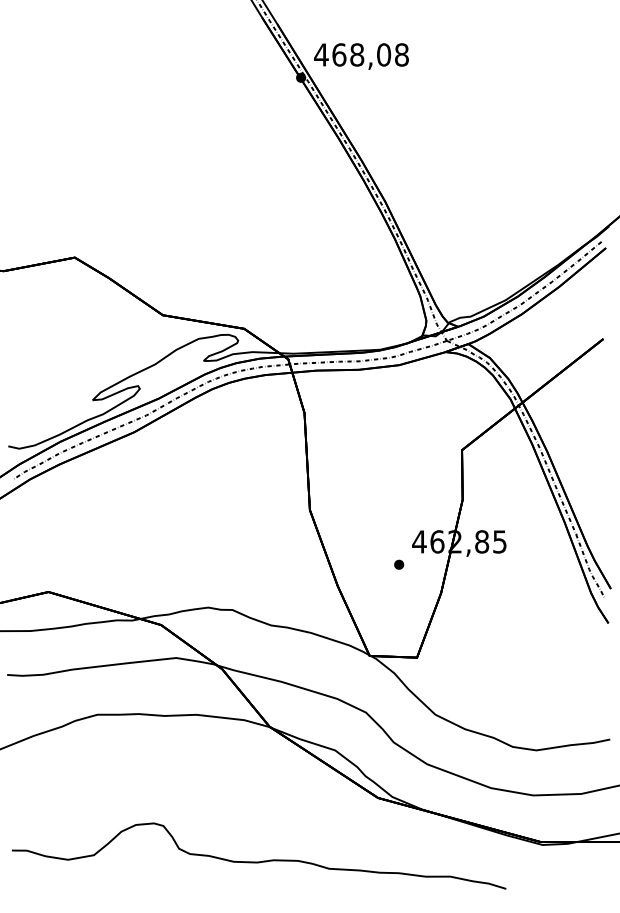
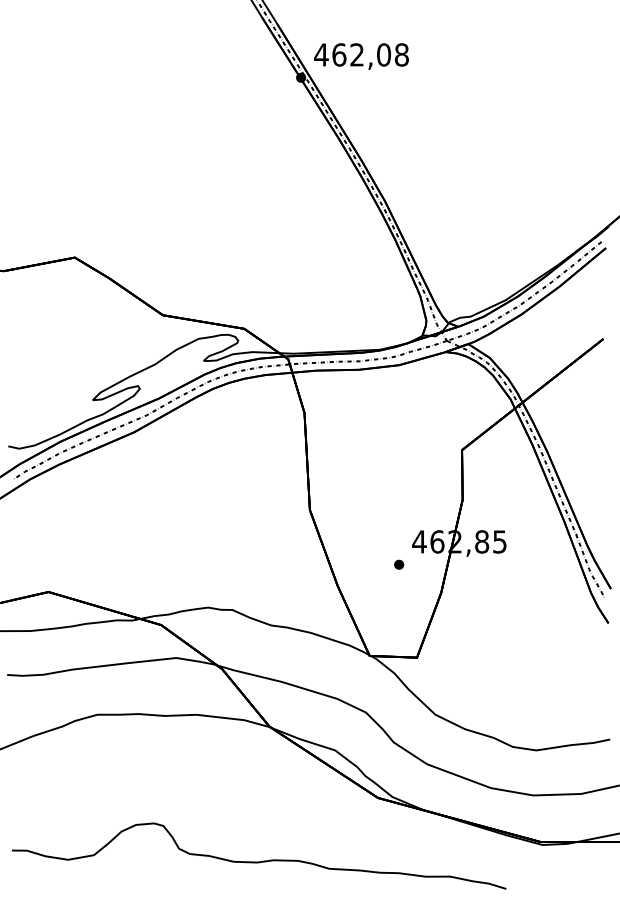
text: 468,08 -> 462,08 (357, 54)
